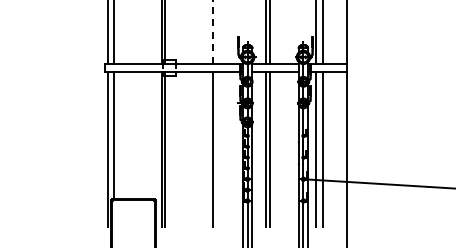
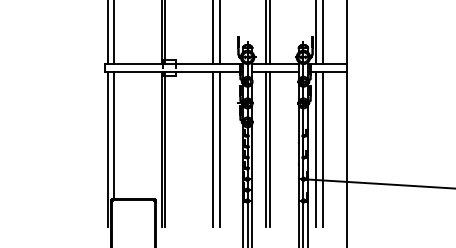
line: dashed -> solid (213, 31)
line: none -> present (219, 32)
line: none -> present (219, 149)
